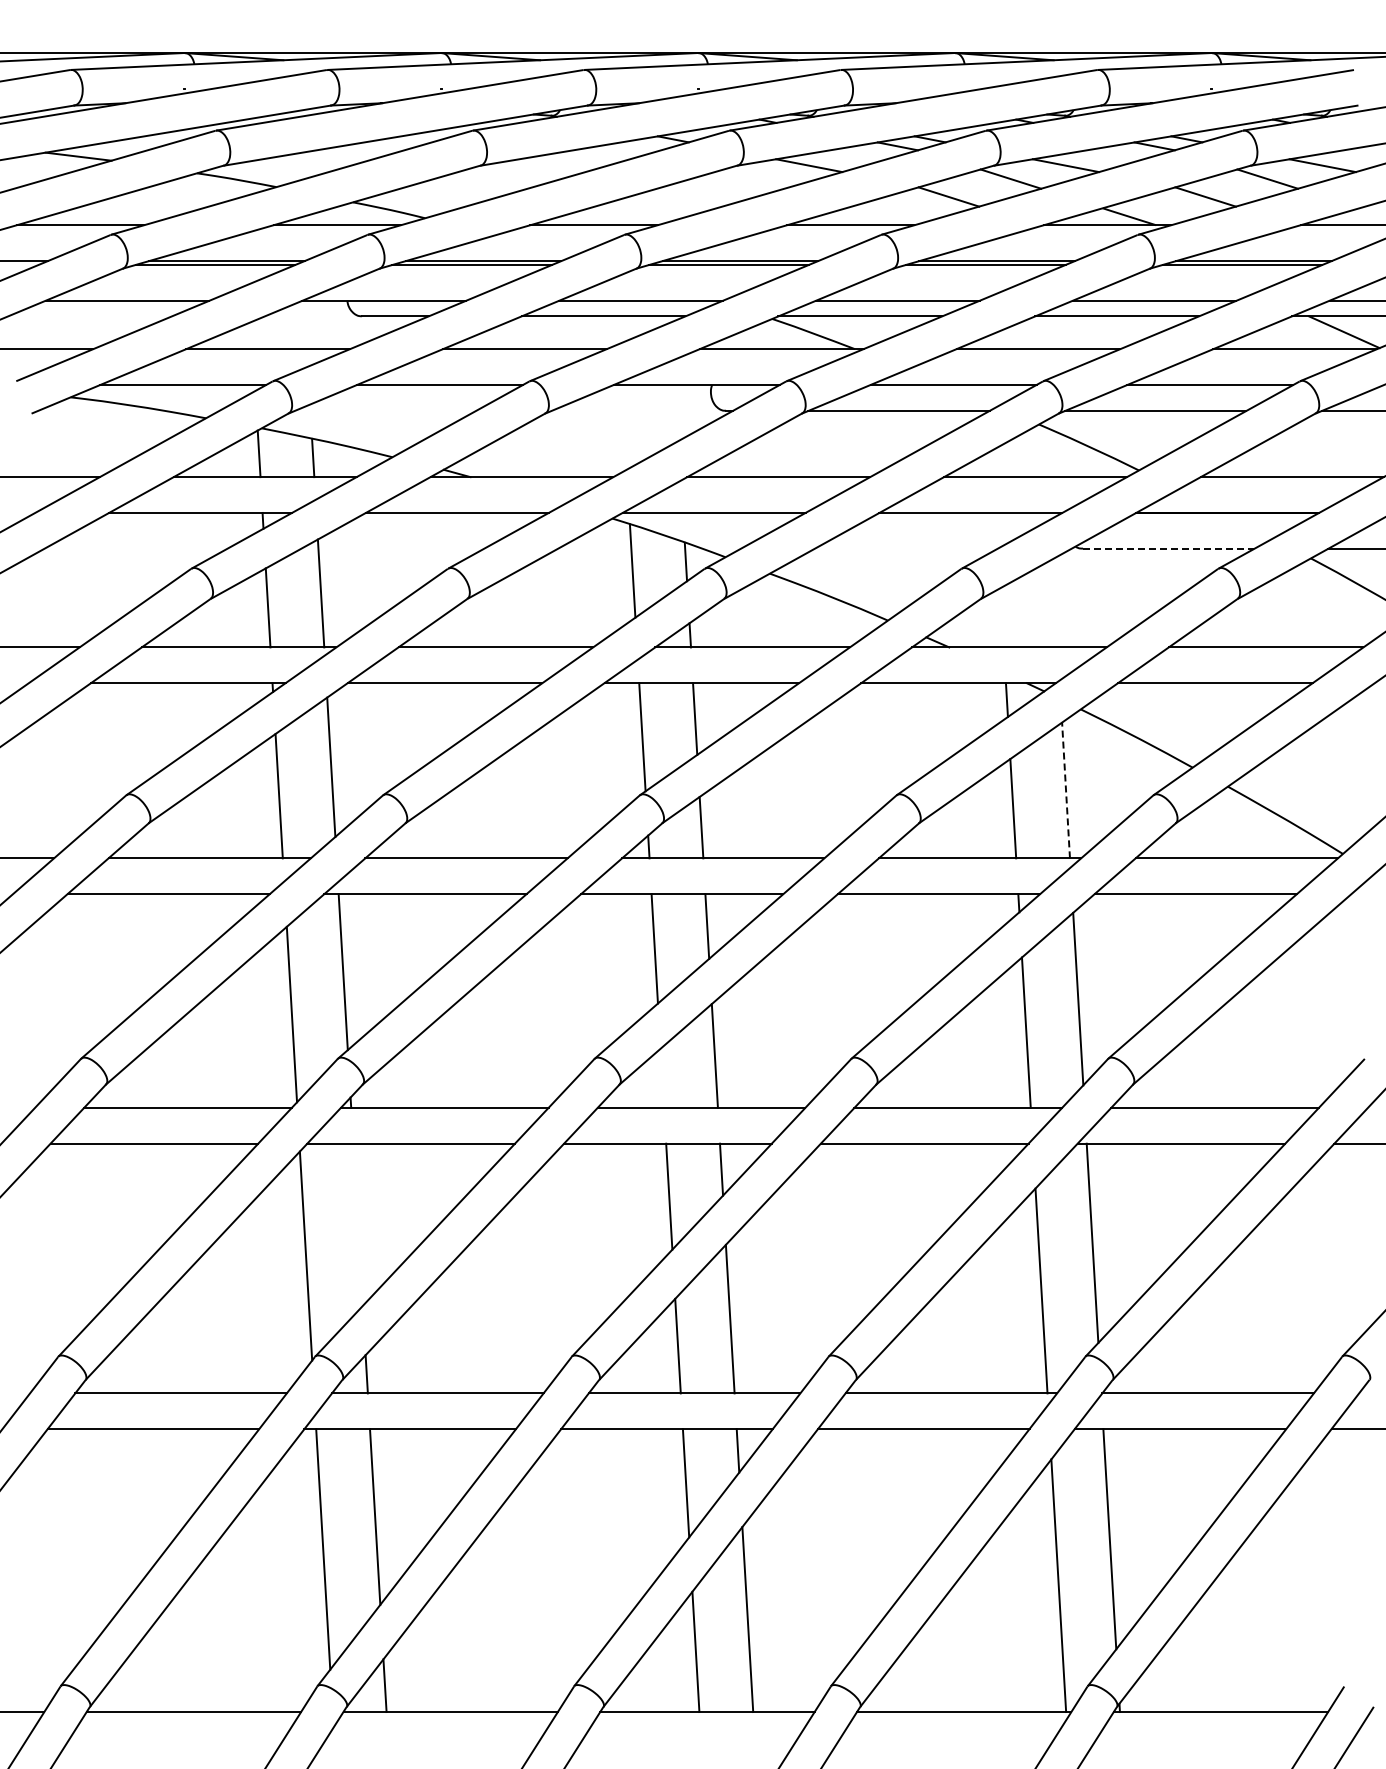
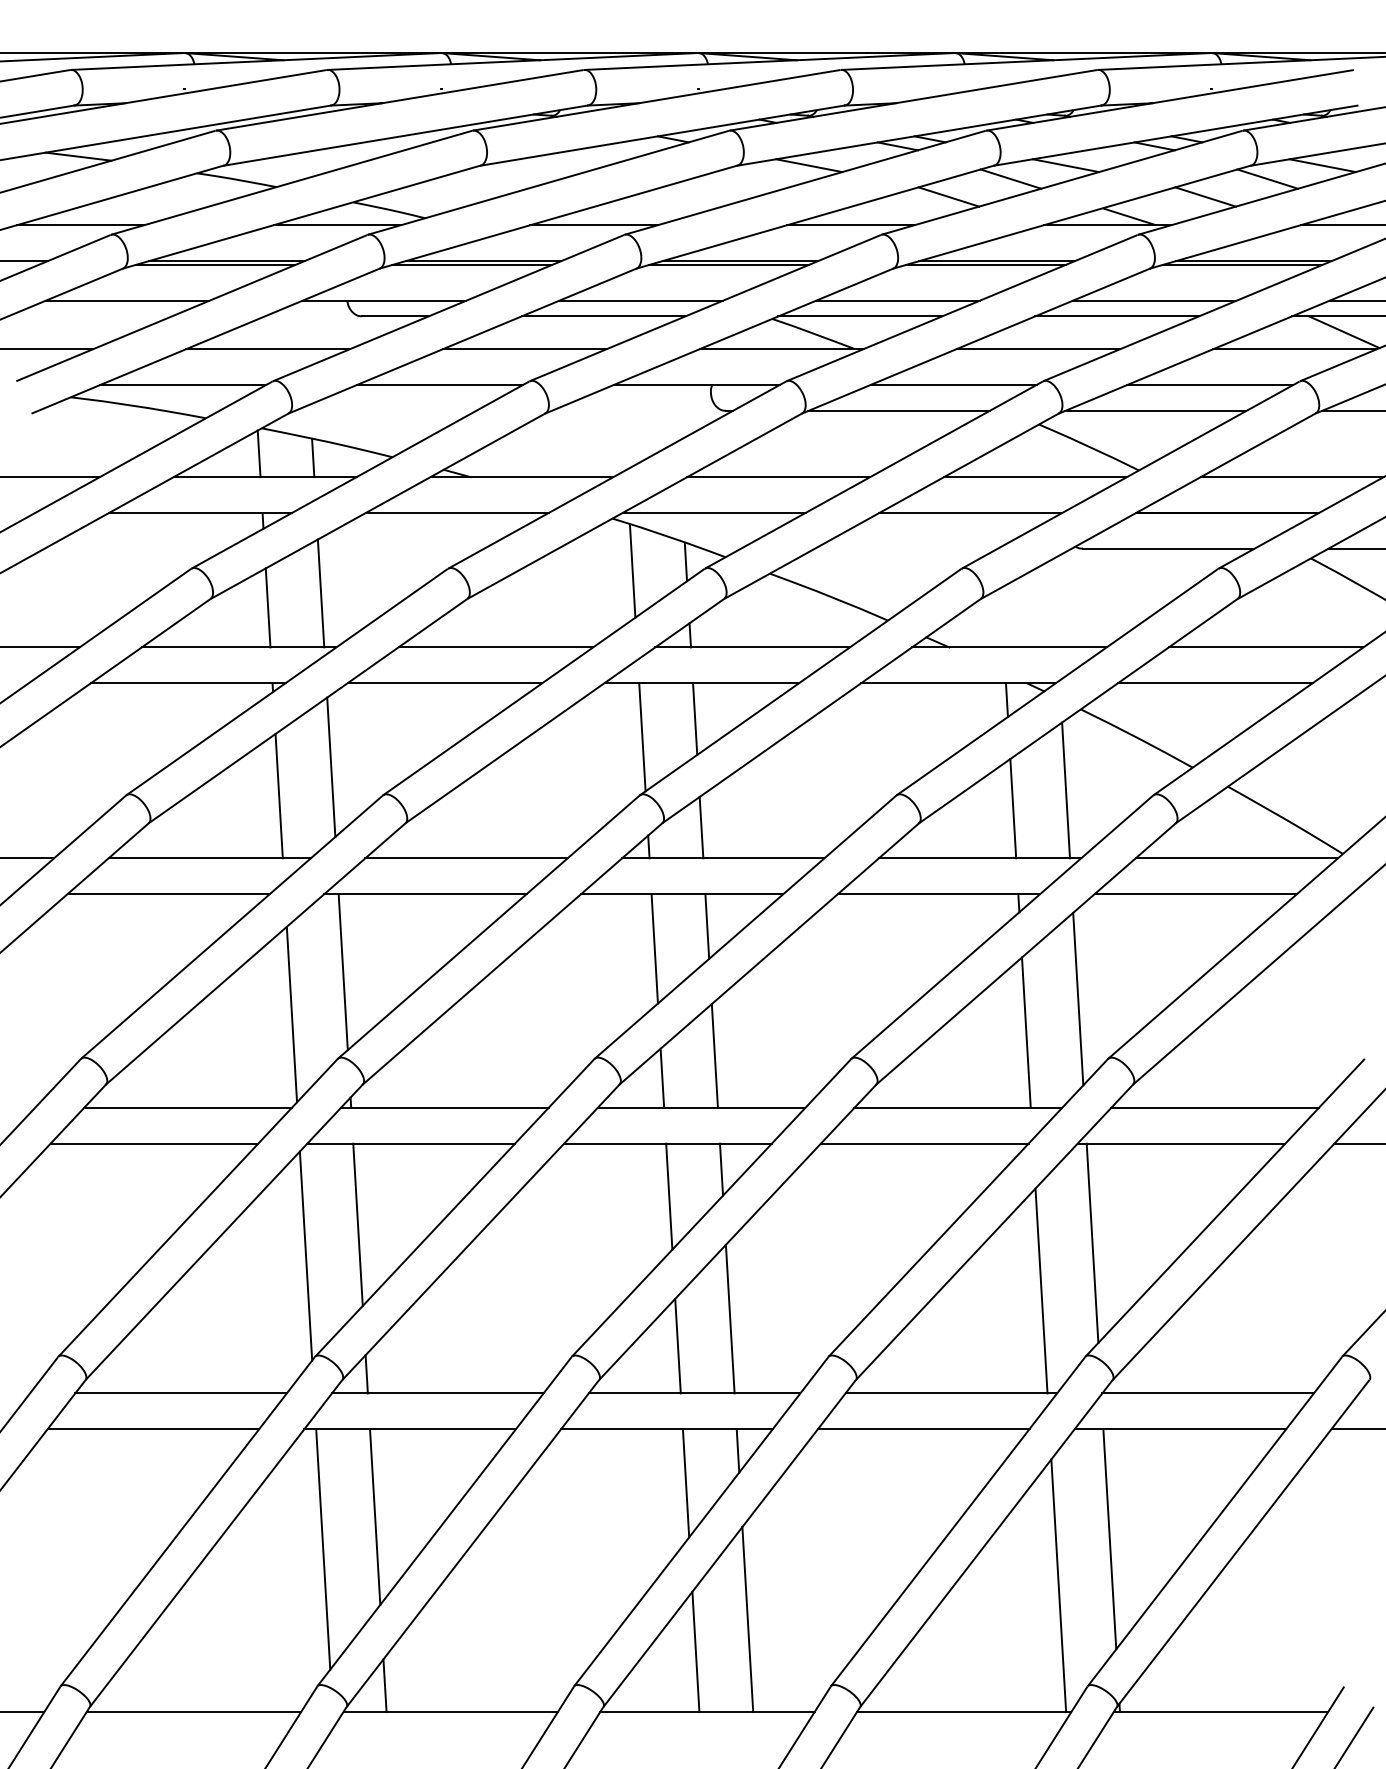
line: dashed -> solid (1168, 548)
line: dashed -> solid (1066, 790)
line: none -> present (662, 1077)
line: none -> present (357, 1224)
